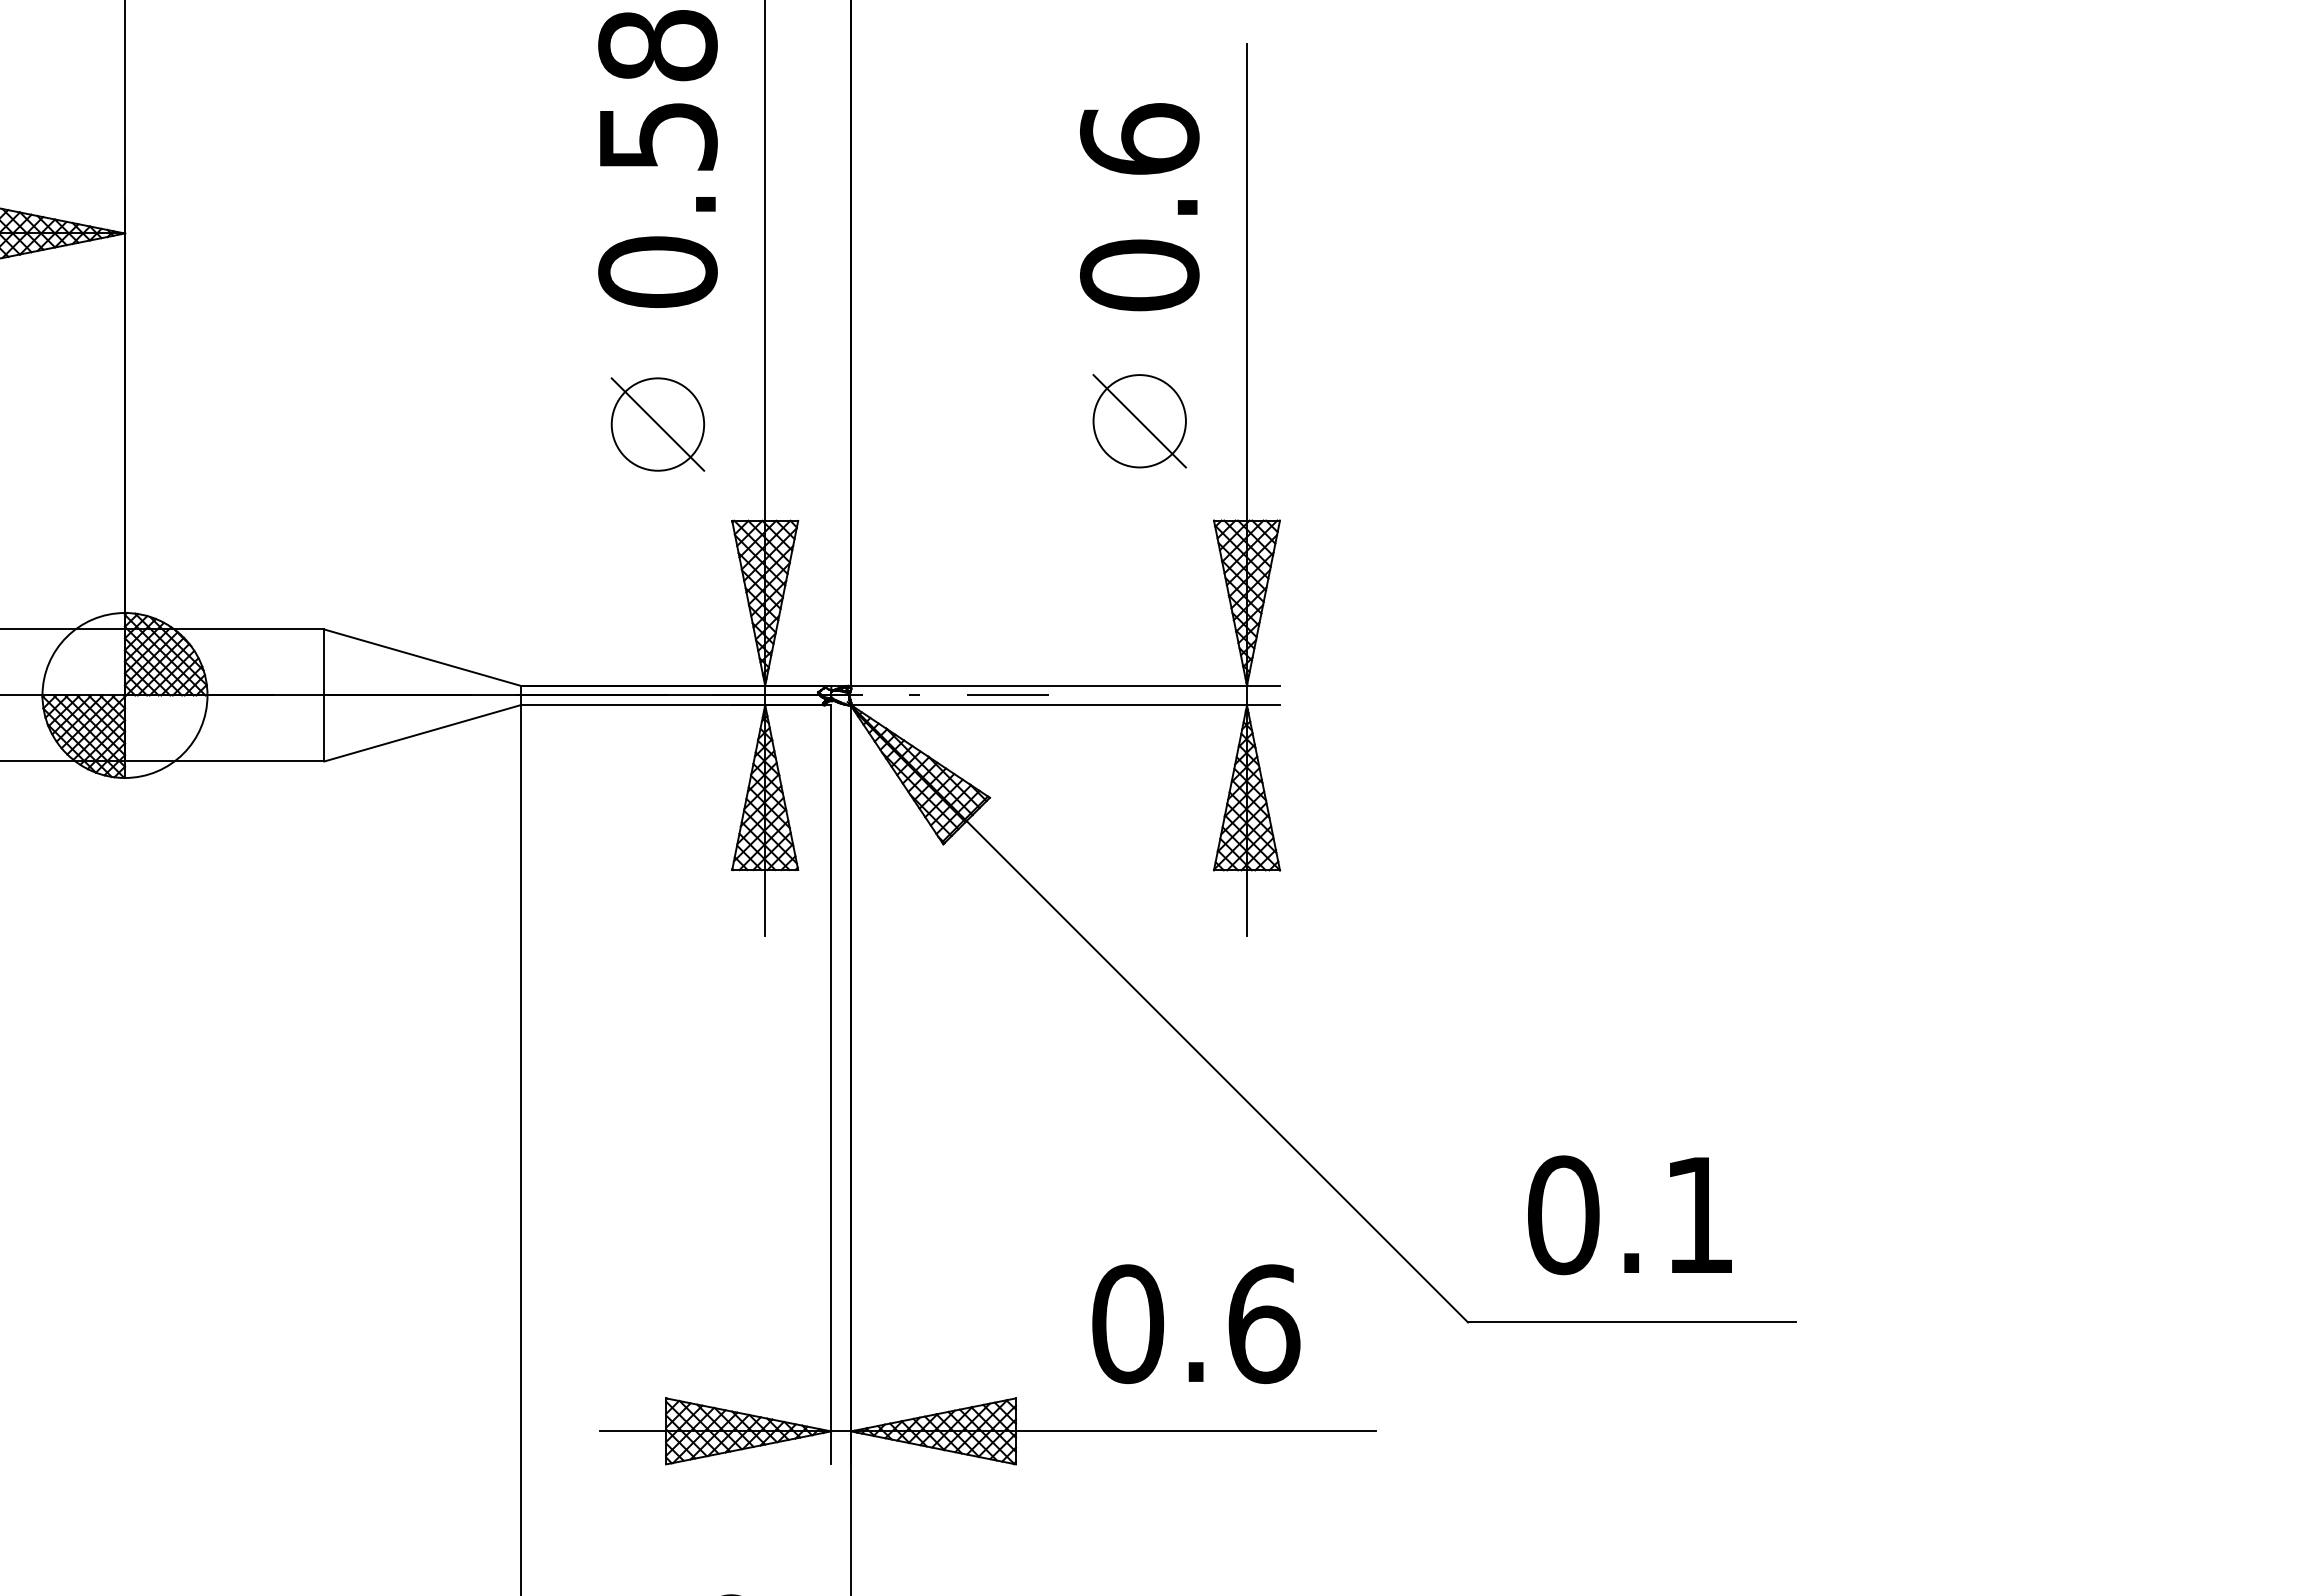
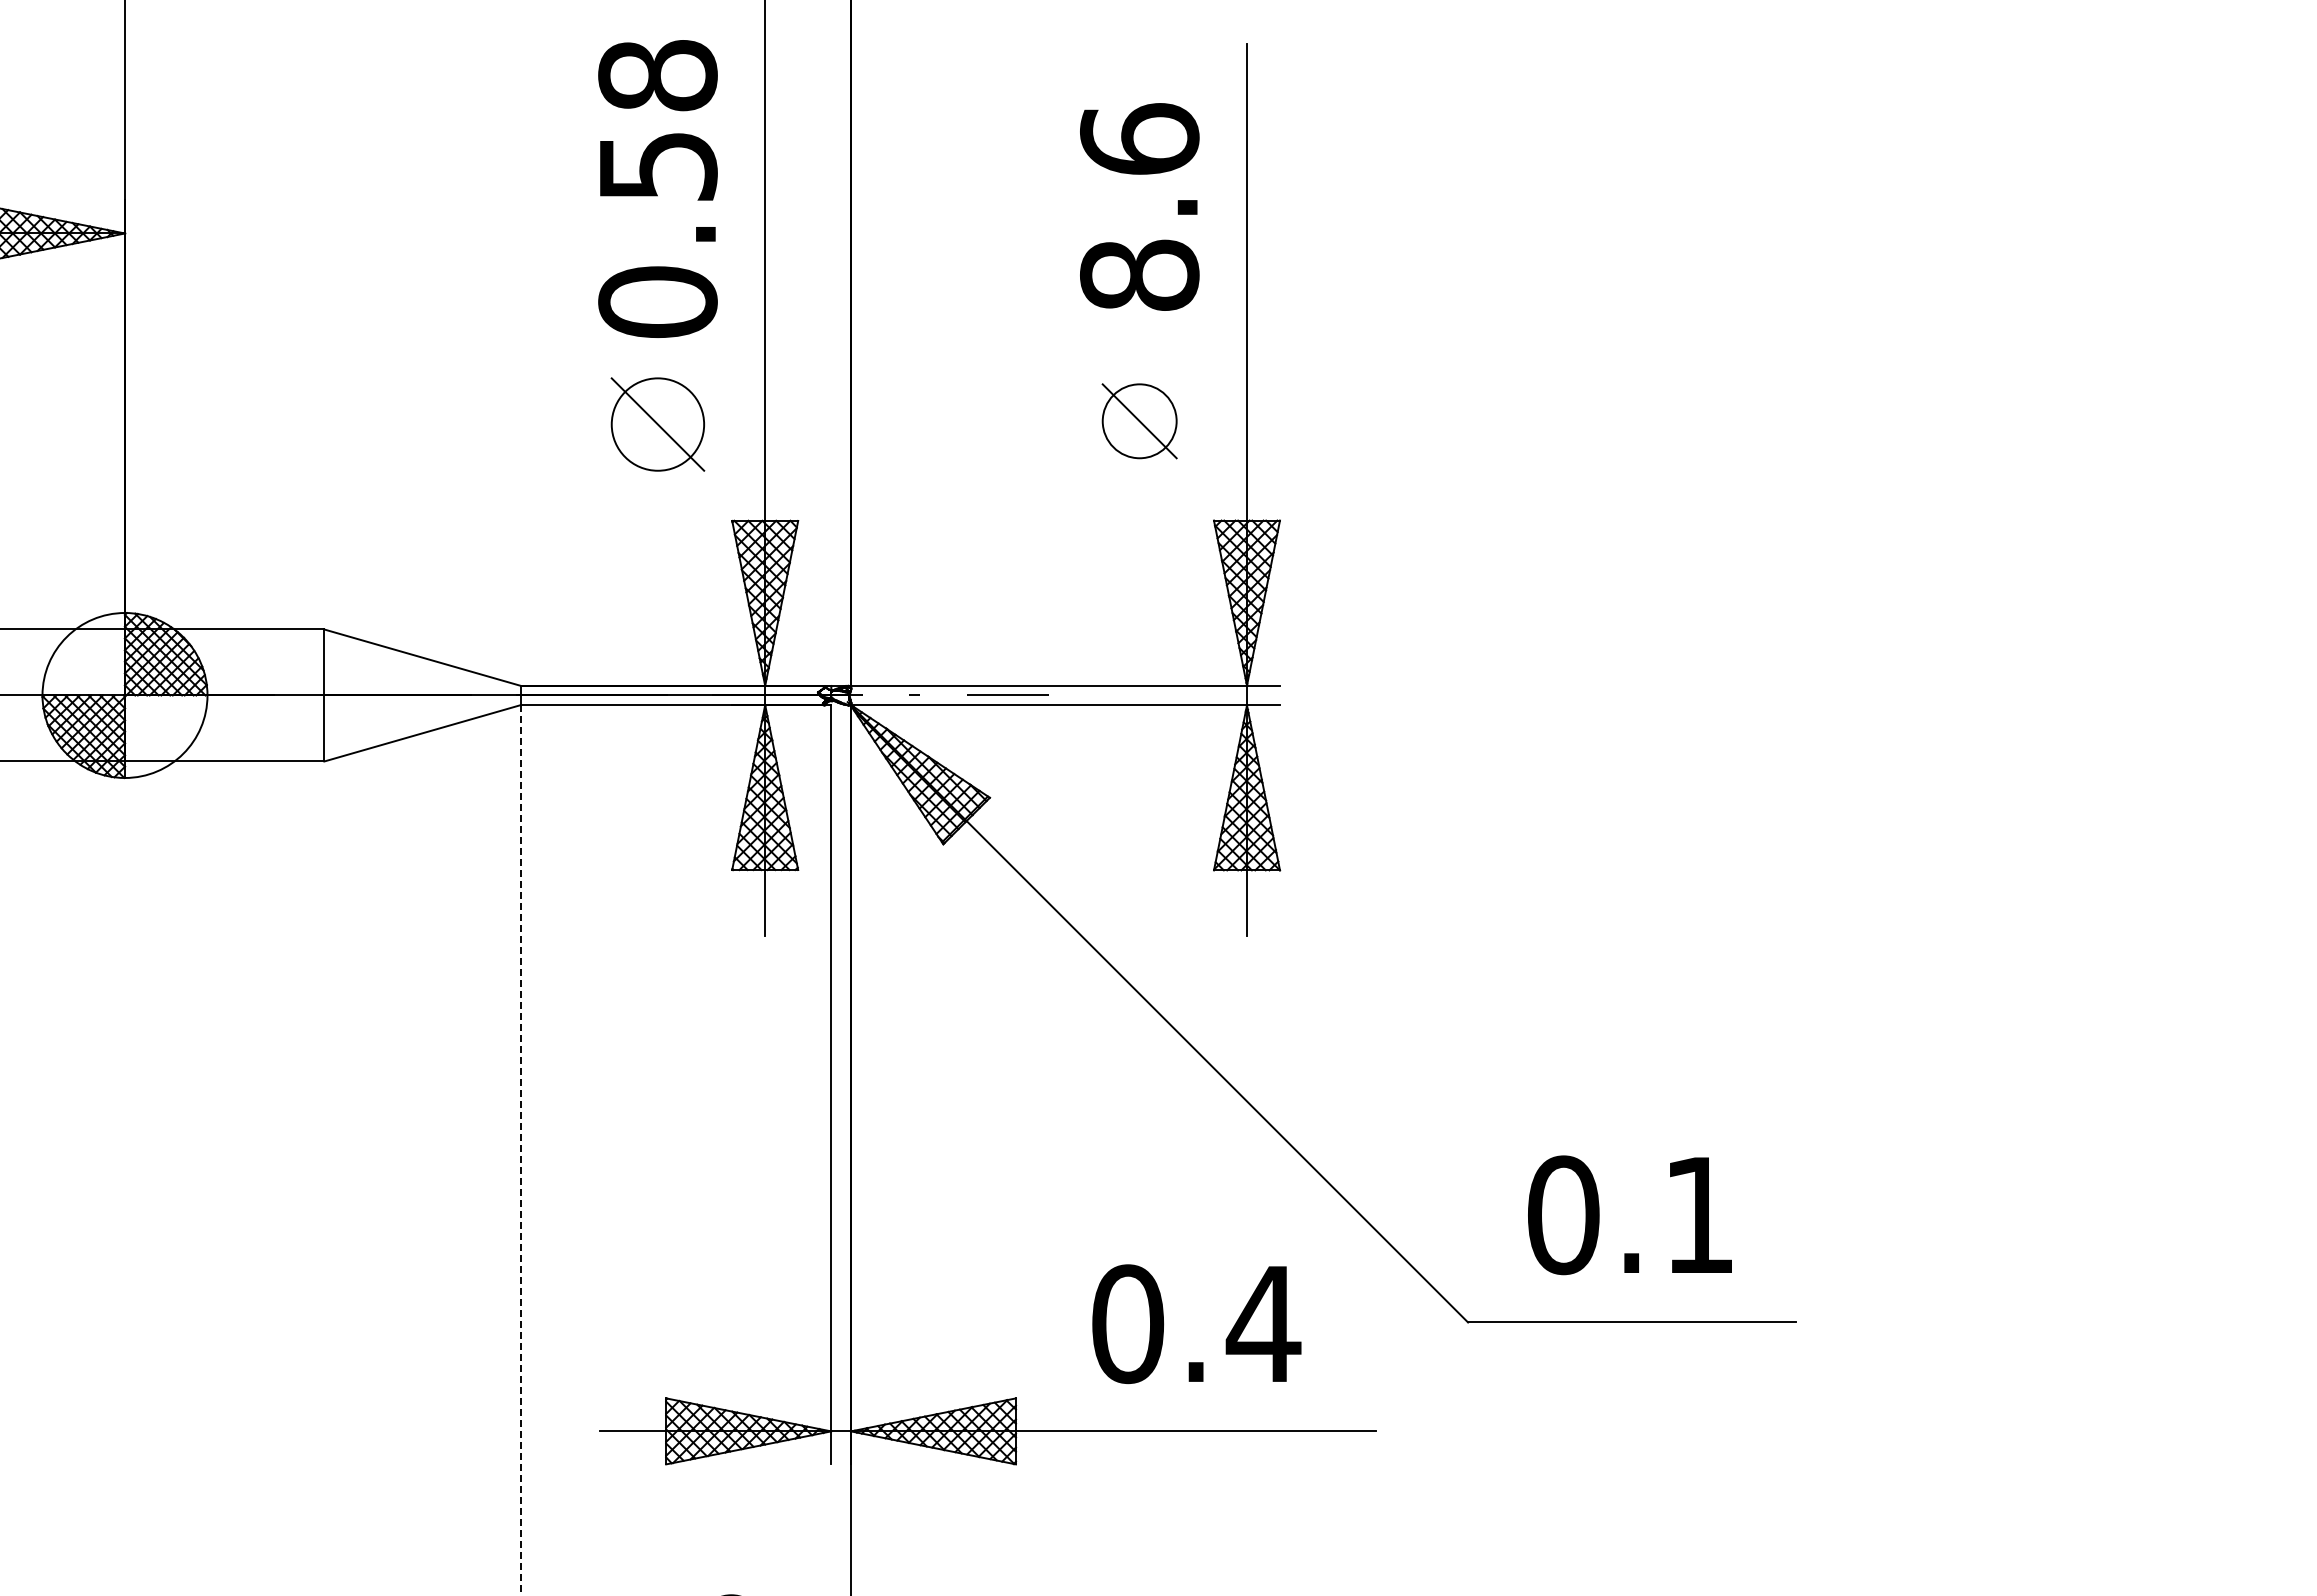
text position: (657, 158) -> (657, 188) (657, 188)
text: 0.6 -> 8.6 (1139, 275)
part size: 95x95 px -> 77x77 px (1139, 421)
line: solid -> dashed (521, 1150)
text: 0.6 -> 0.4 (1263, 1324)
